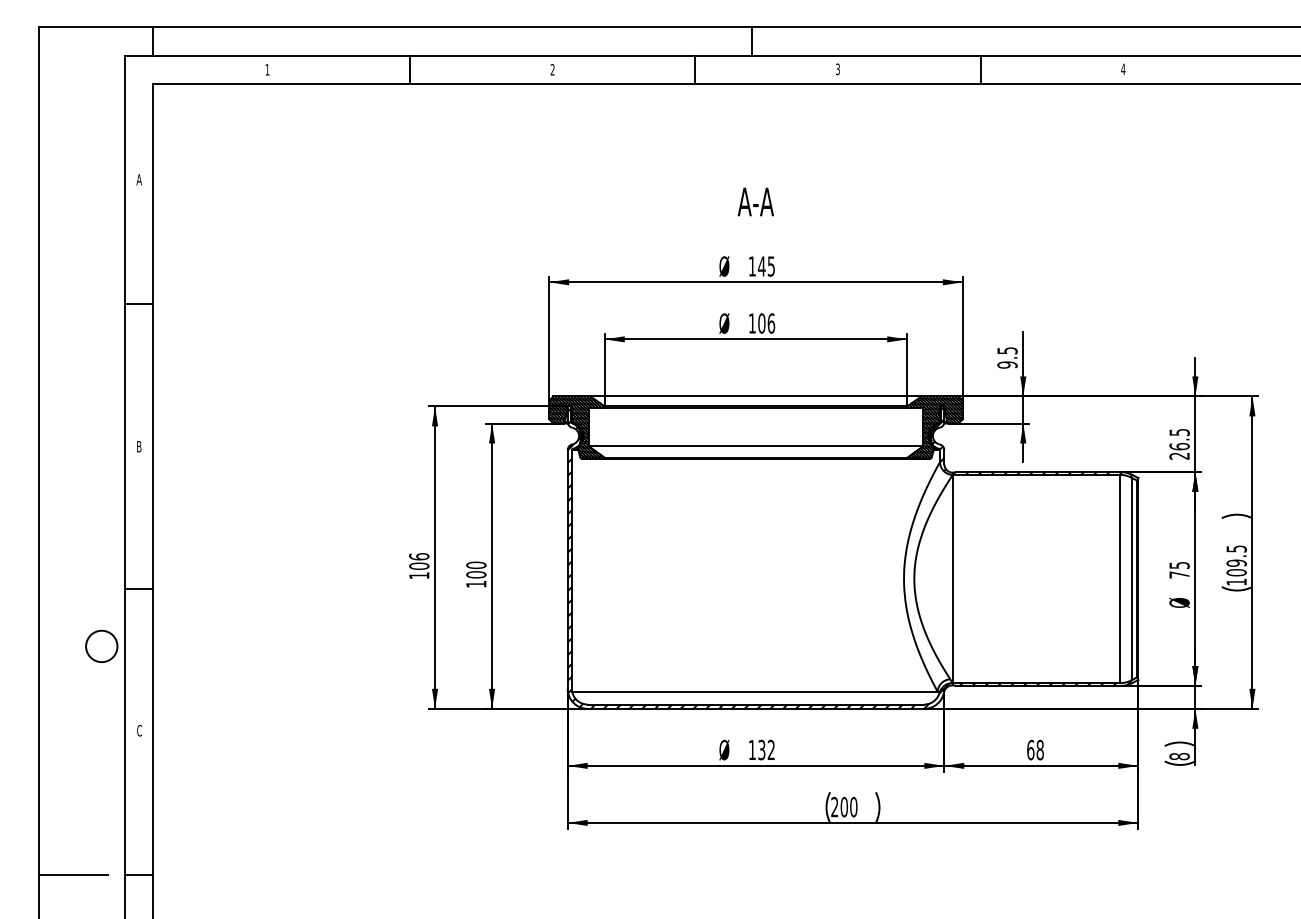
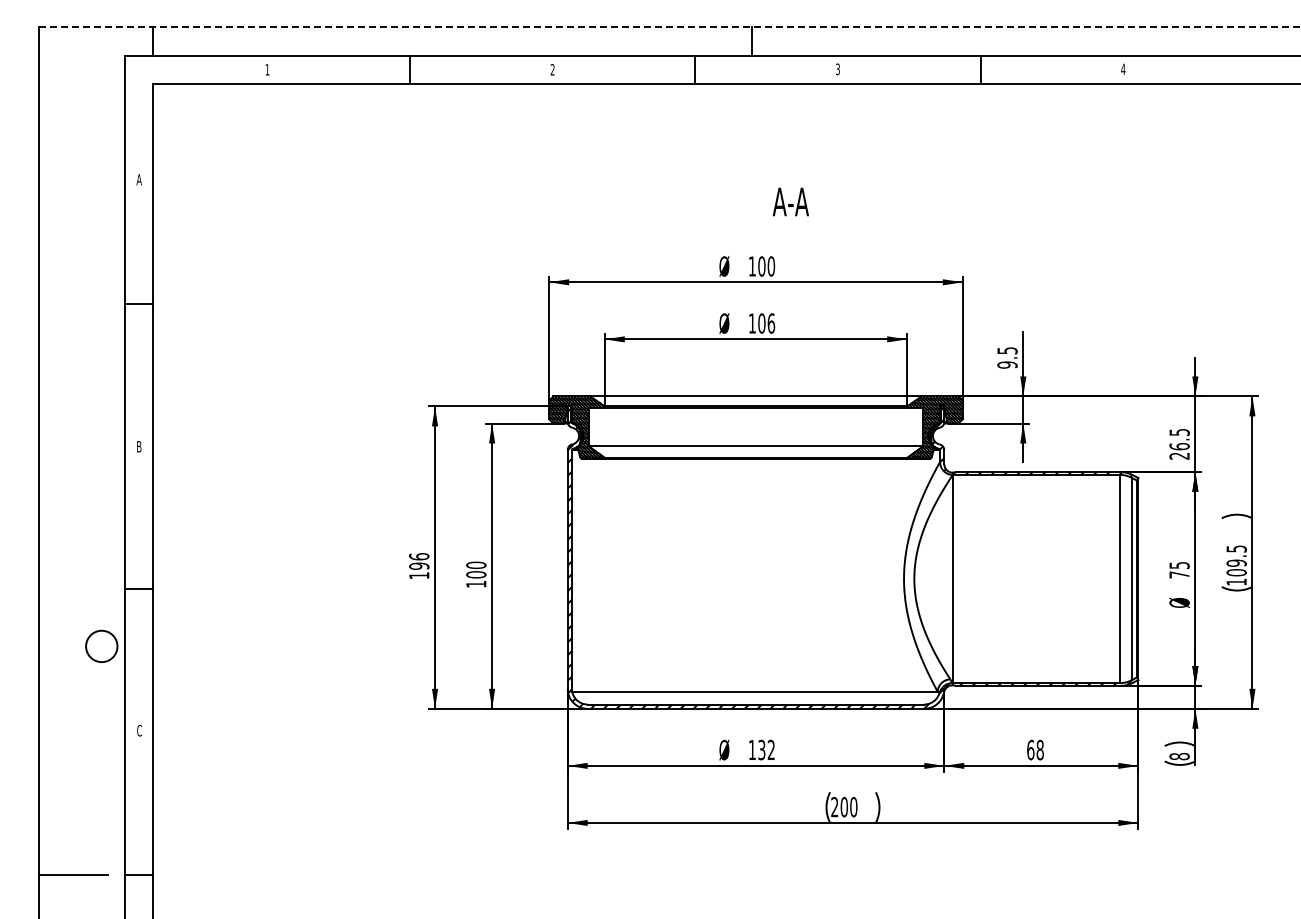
line: solid -> dashed (669, 27)
text position: (755, 201) -> (790, 201) (790, 201)
text: 145 -> 100 (766, 266)
text: 106 -> 196 (419, 565)
